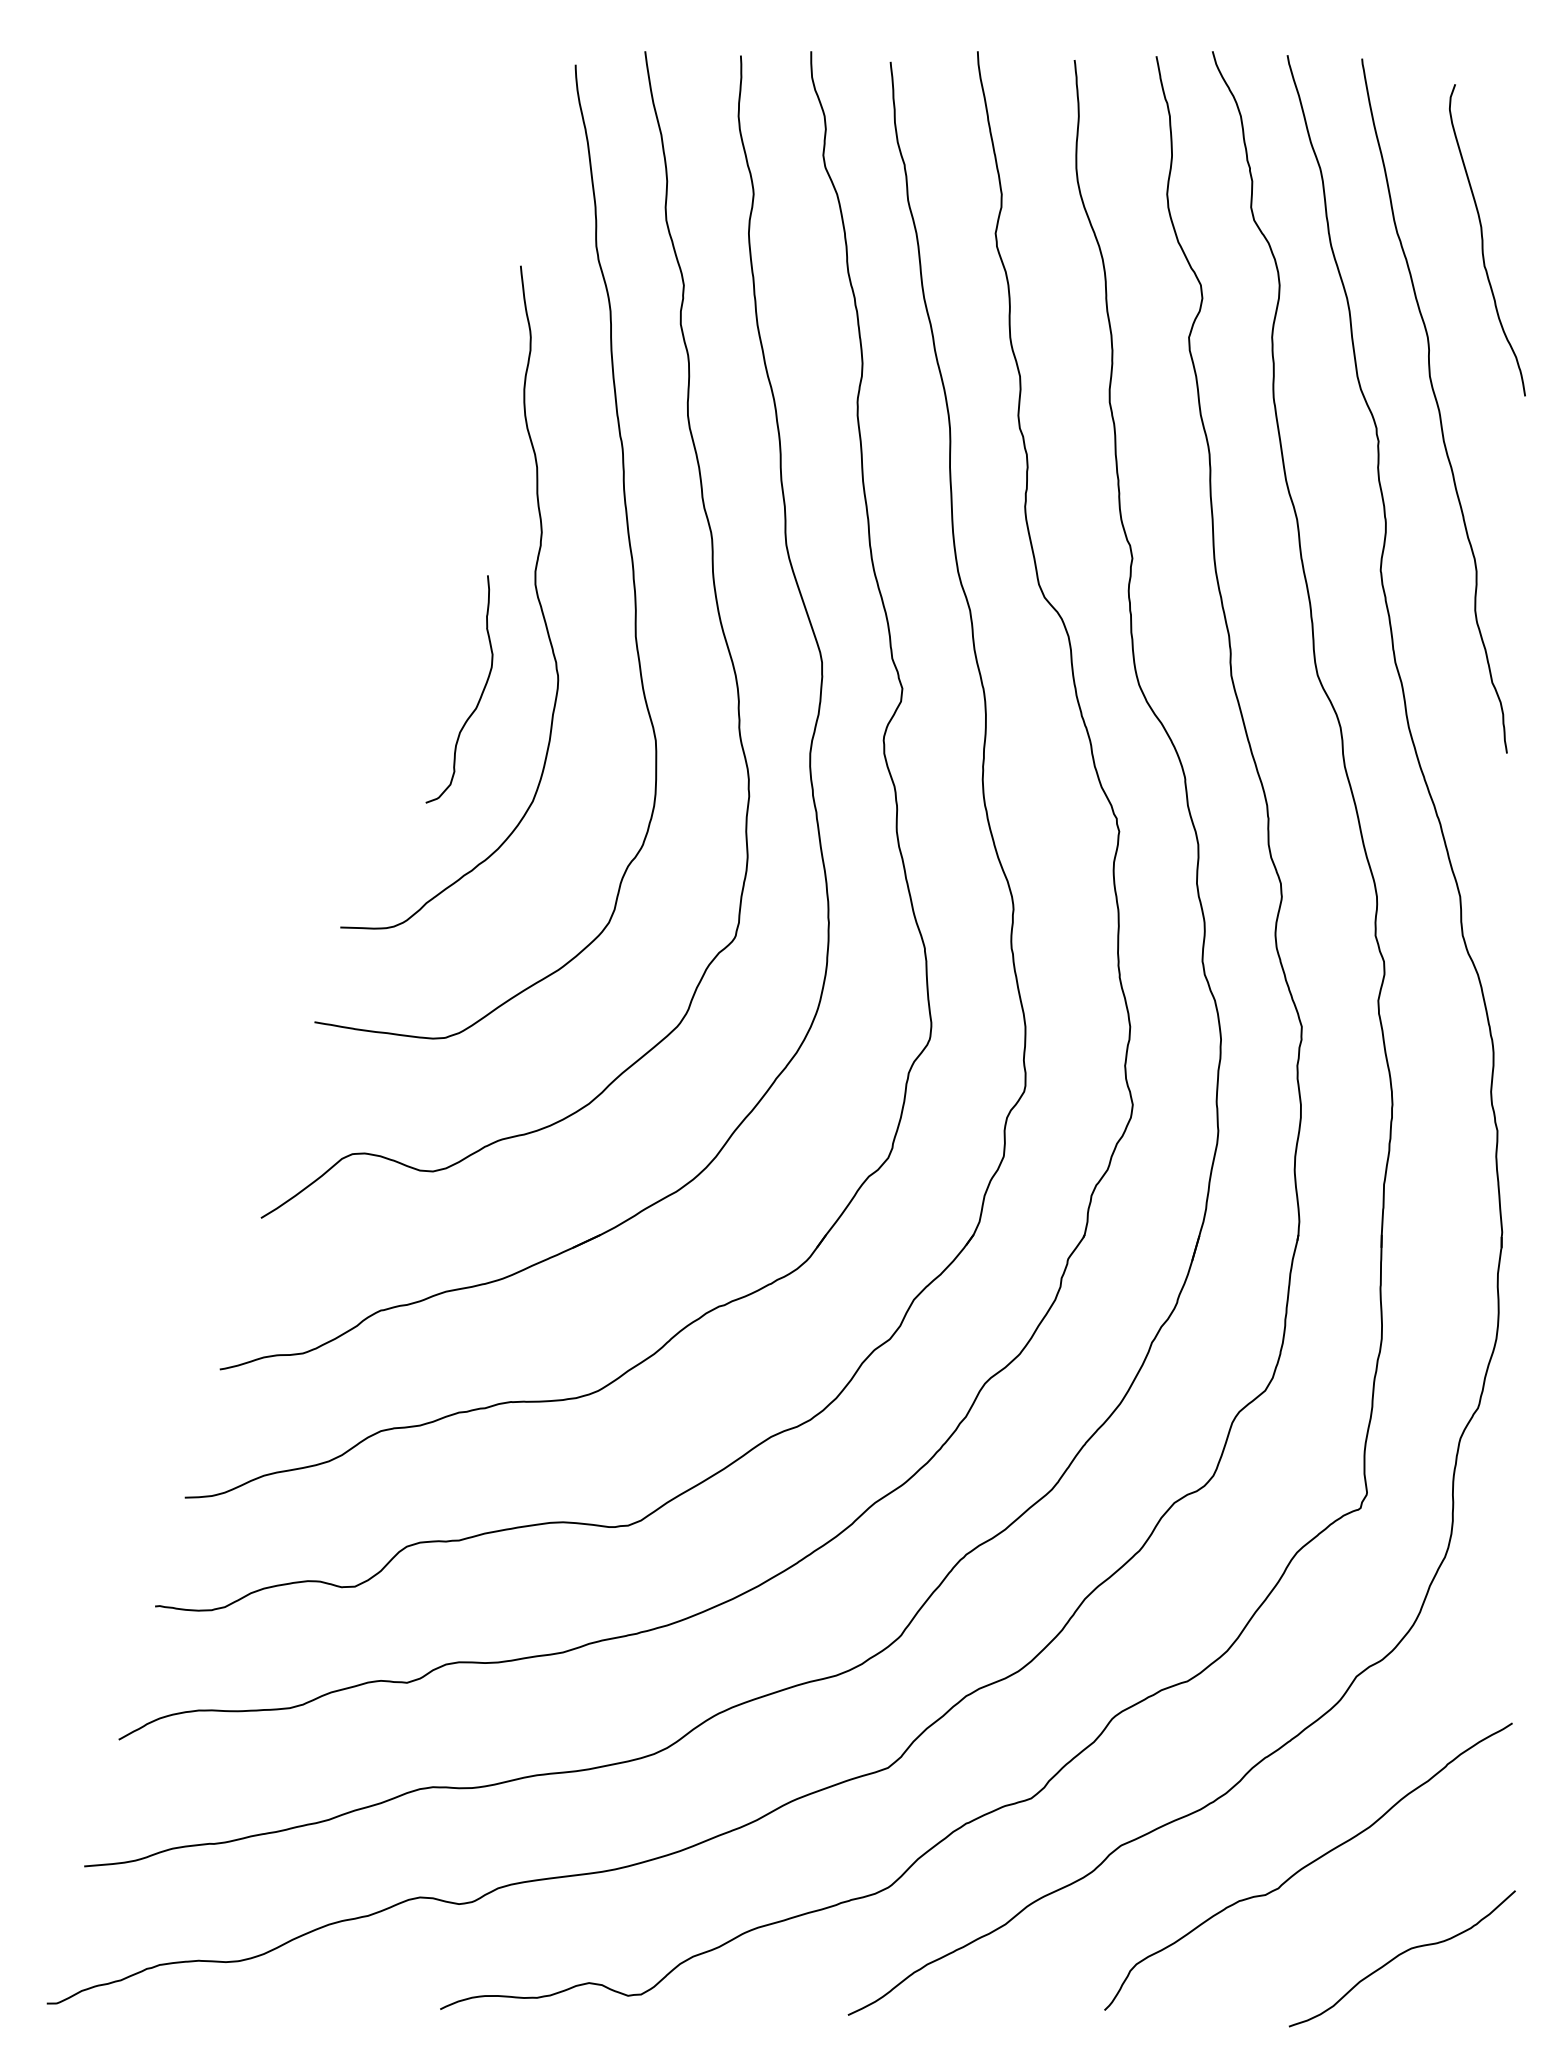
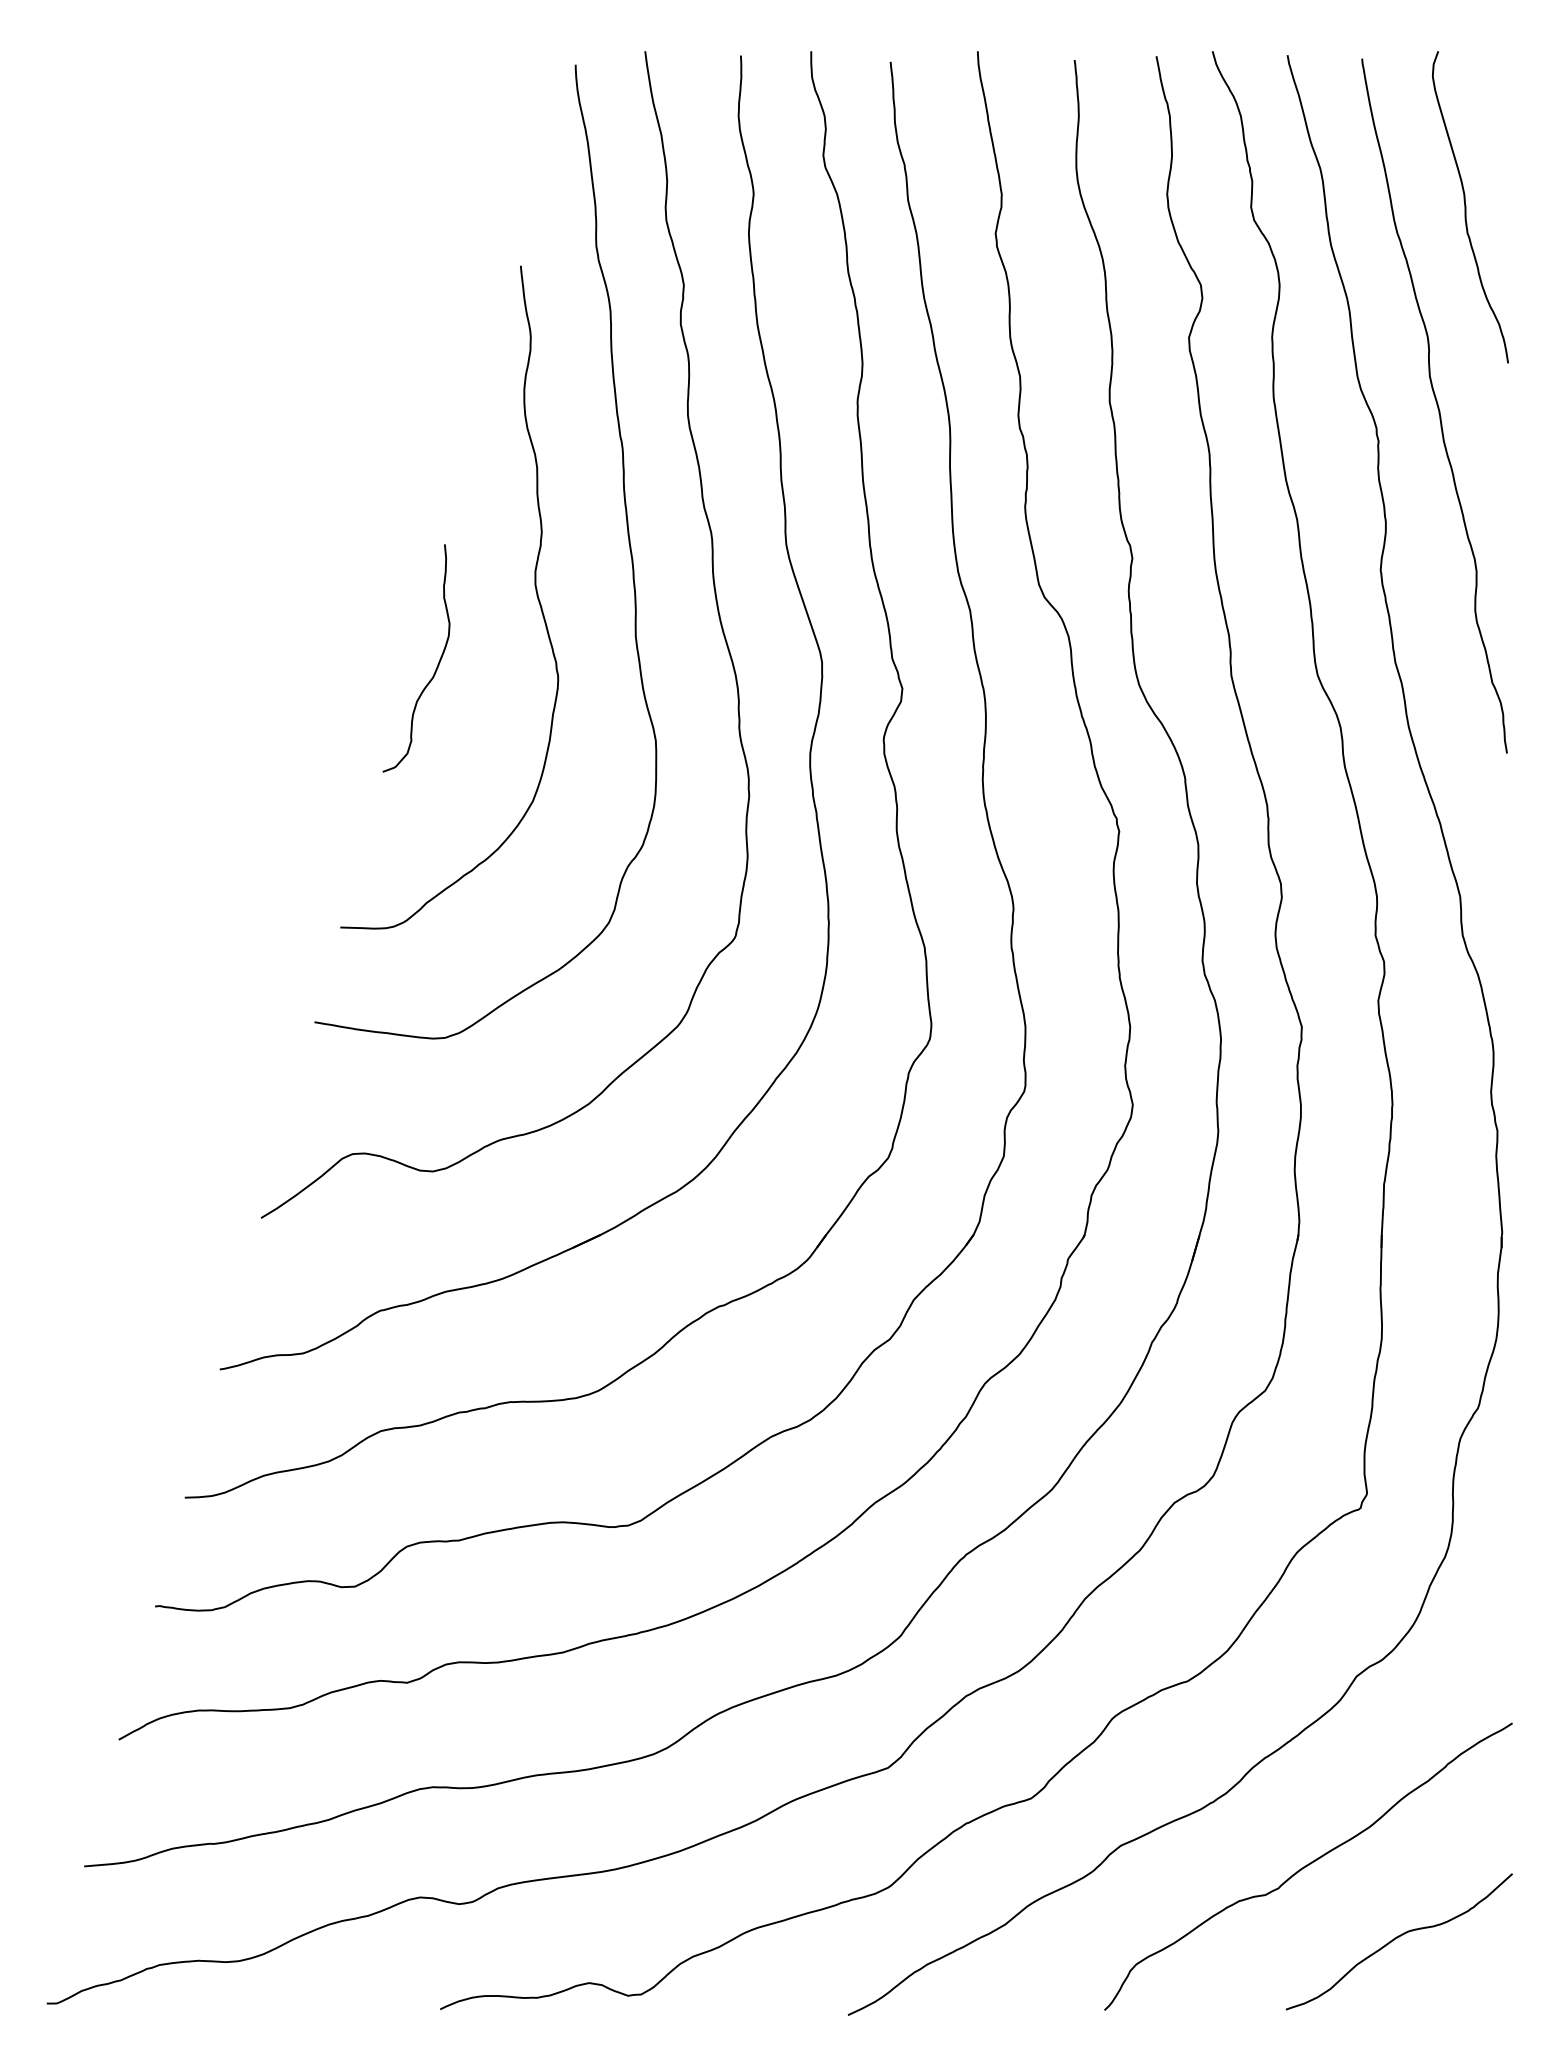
curve position: (1483, 240) -> (1466, 207) (1466, 207)
curve position: (479, 697) -> (436, 666) (436, 666)
curve position: (1400, 1955) -> (1397, 1938) (1397, 1938)
